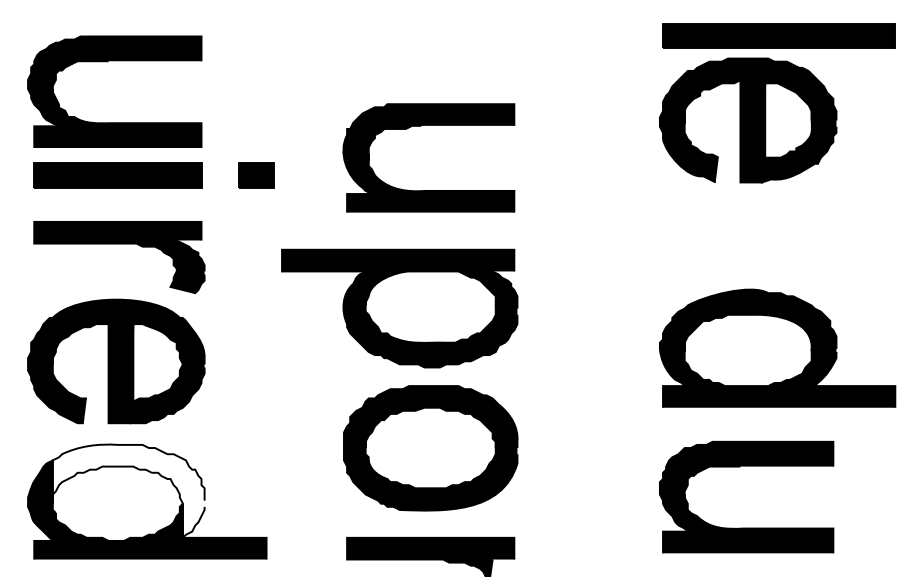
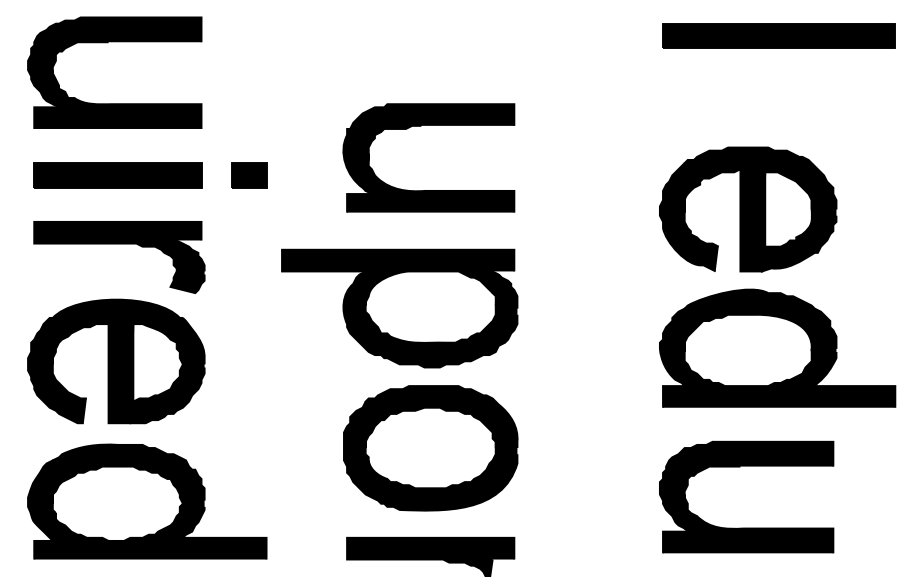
part position: (108, 62) -> (108, 43) (108, 43)
part position: (748, 120) -> (748, 209) (748, 209)
part position: (256, 175) -> (249, 175) (249, 175)
fill: none -> present (128, 490)
